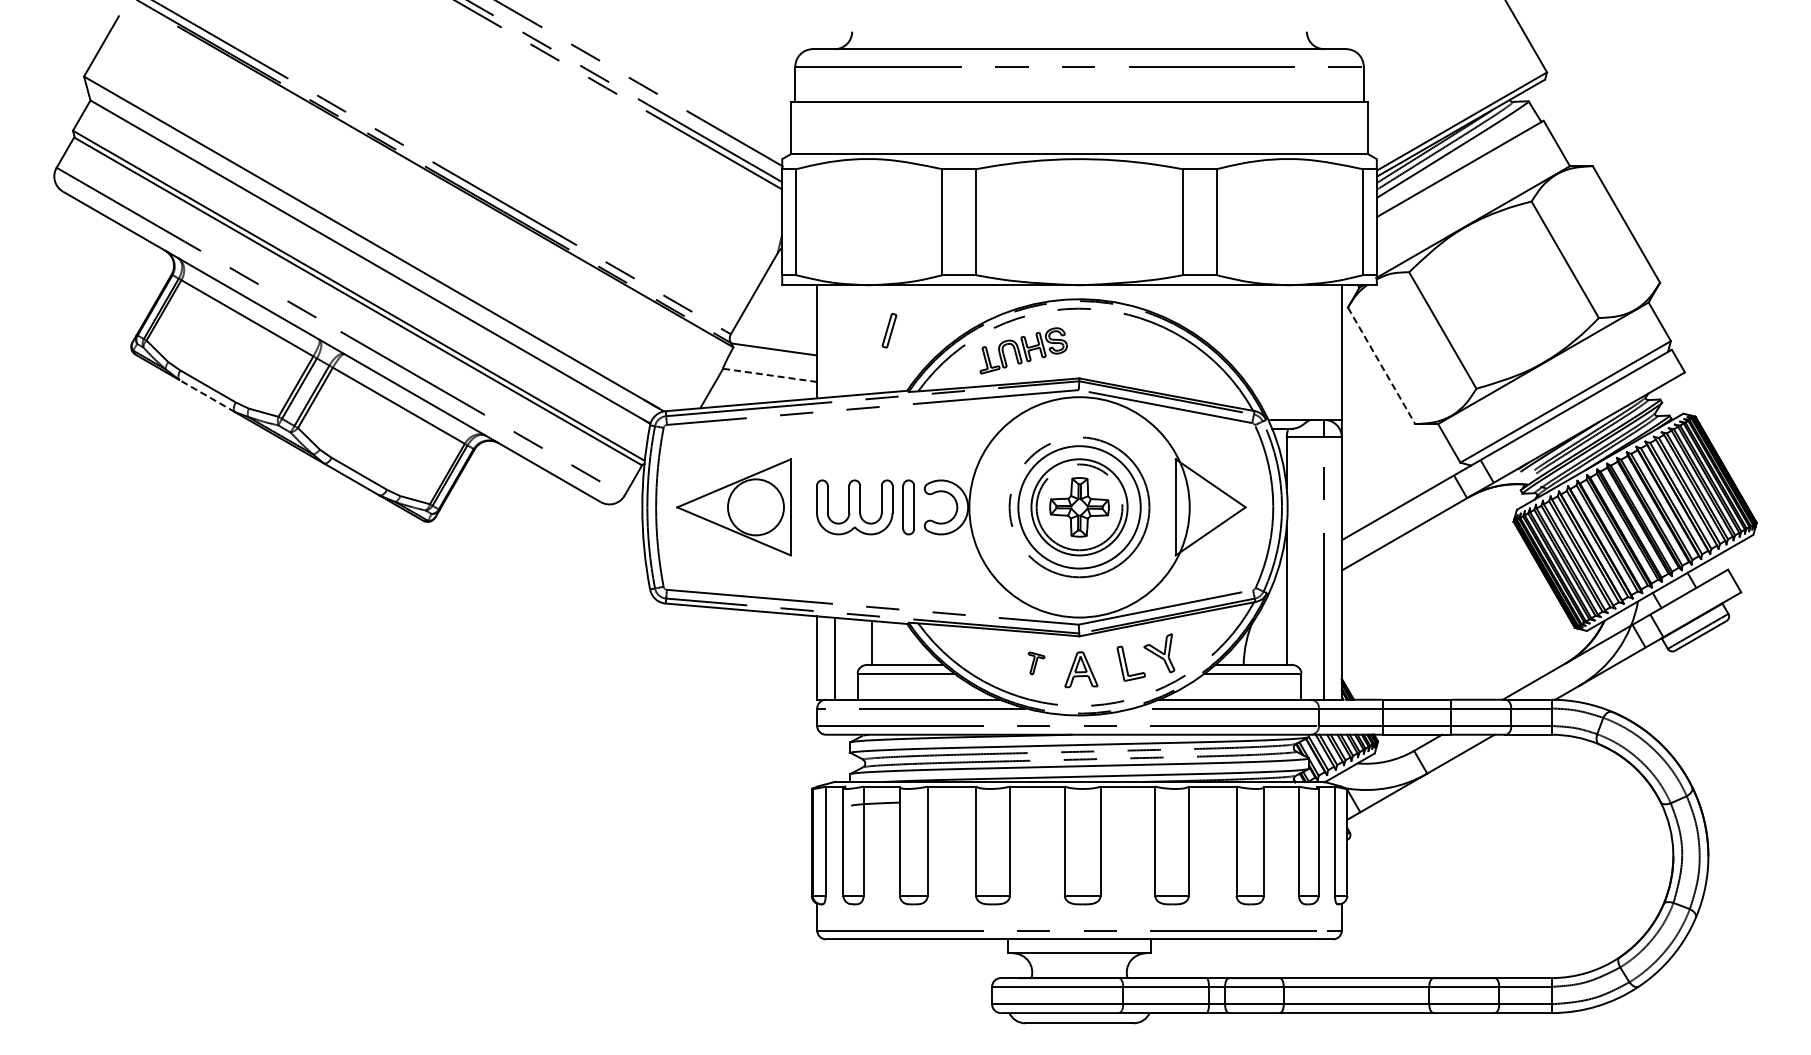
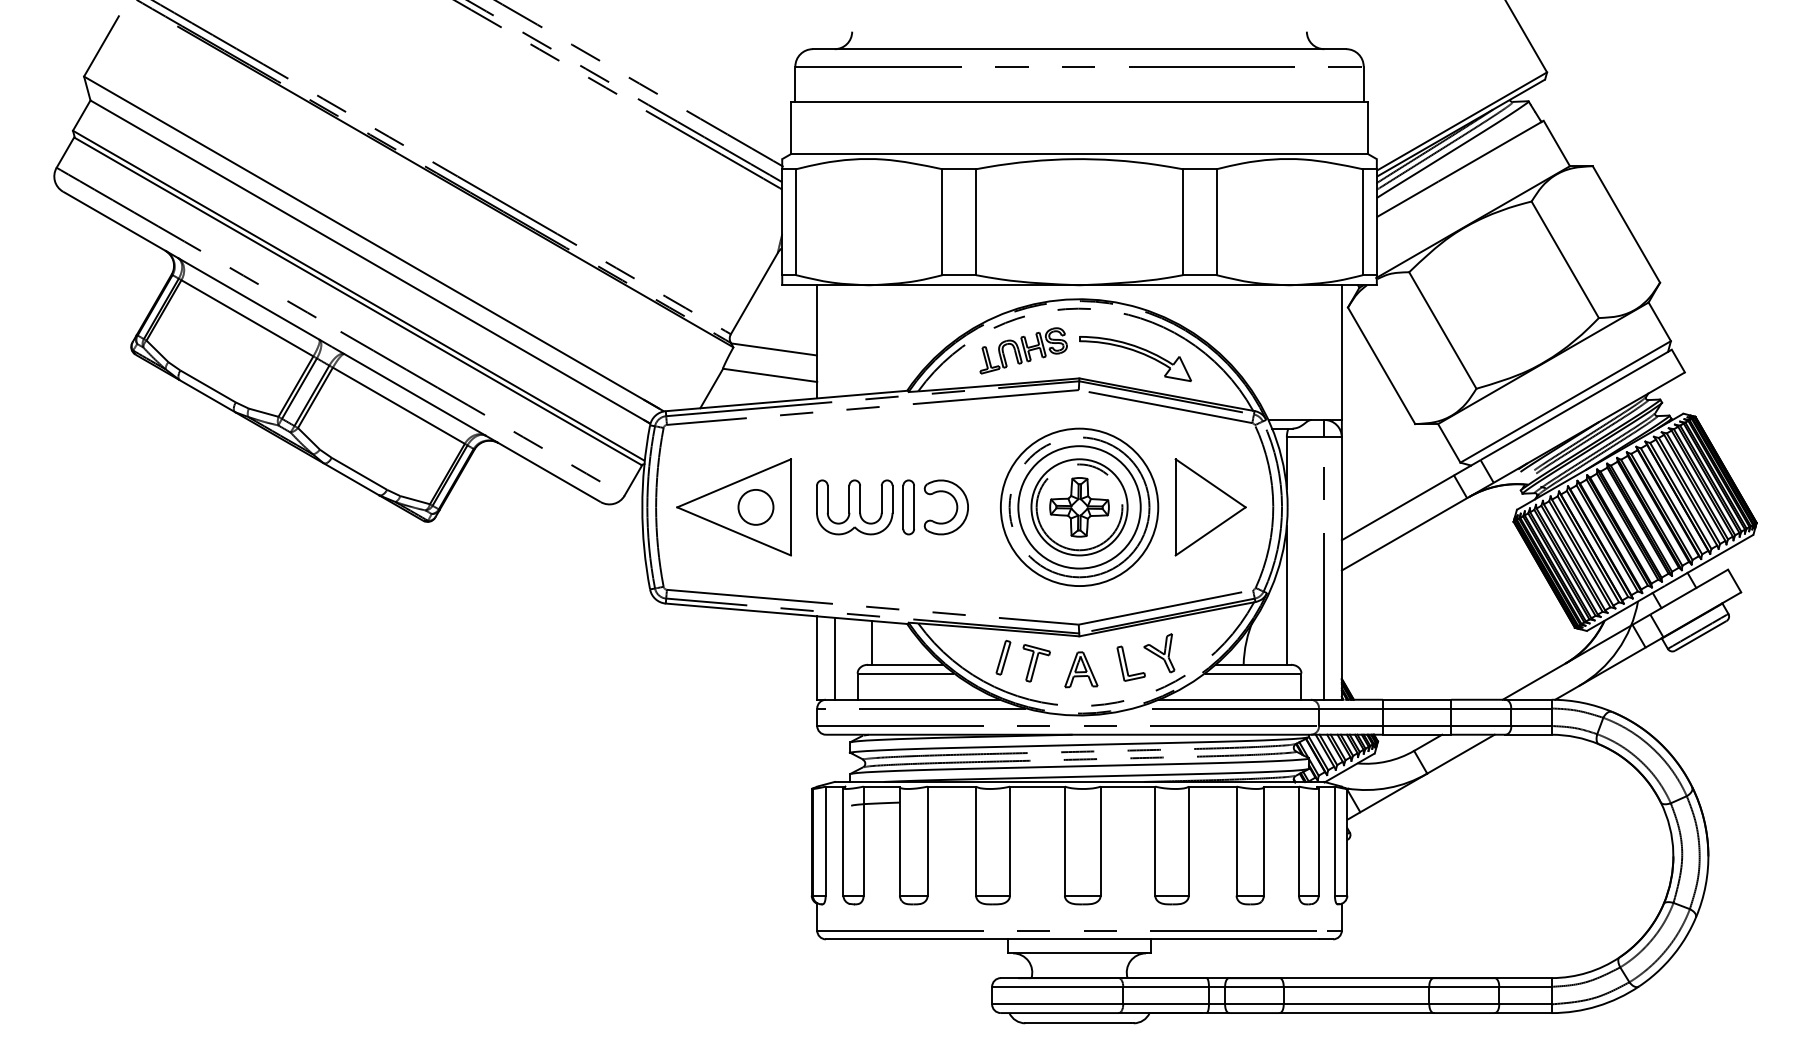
part position: (889, 330) -> (1003, 657) (1003, 657)
part: none -> present (1138, 353)
line: dashed -> solid (1381, 366)
line: dashed -> solid (770, 375)
line: dashed -> solid (207, 396)
circle diameter: 56 px -> 35 px (755, 506)
circle diameter: 220 px -> 157 px (1079, 507)
part size: 18x25 px -> 29x39 px (1036, 663)
